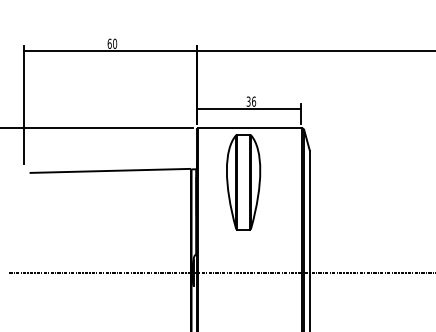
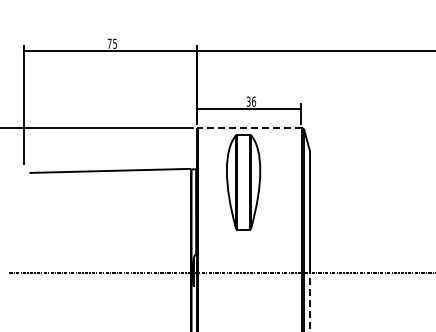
text: 60 -> 75 (112, 43)
line: solid -> dashed (250, 128)
line: solid -> dashed (309, 301)
